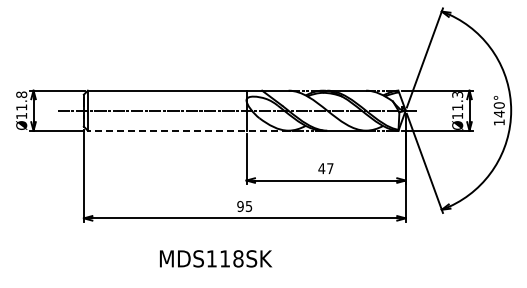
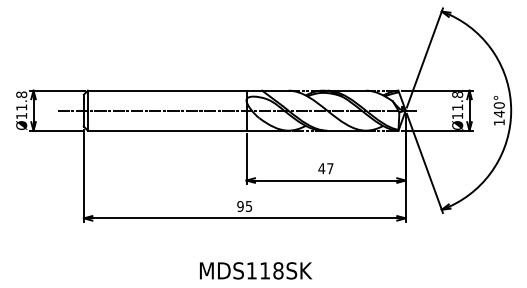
text: Ø11.3 -> Ø11.8 (457, 94)
line: dashed -> solid (187, 130)
text position: (216, 258) -> (256, 270) (256, 270)
